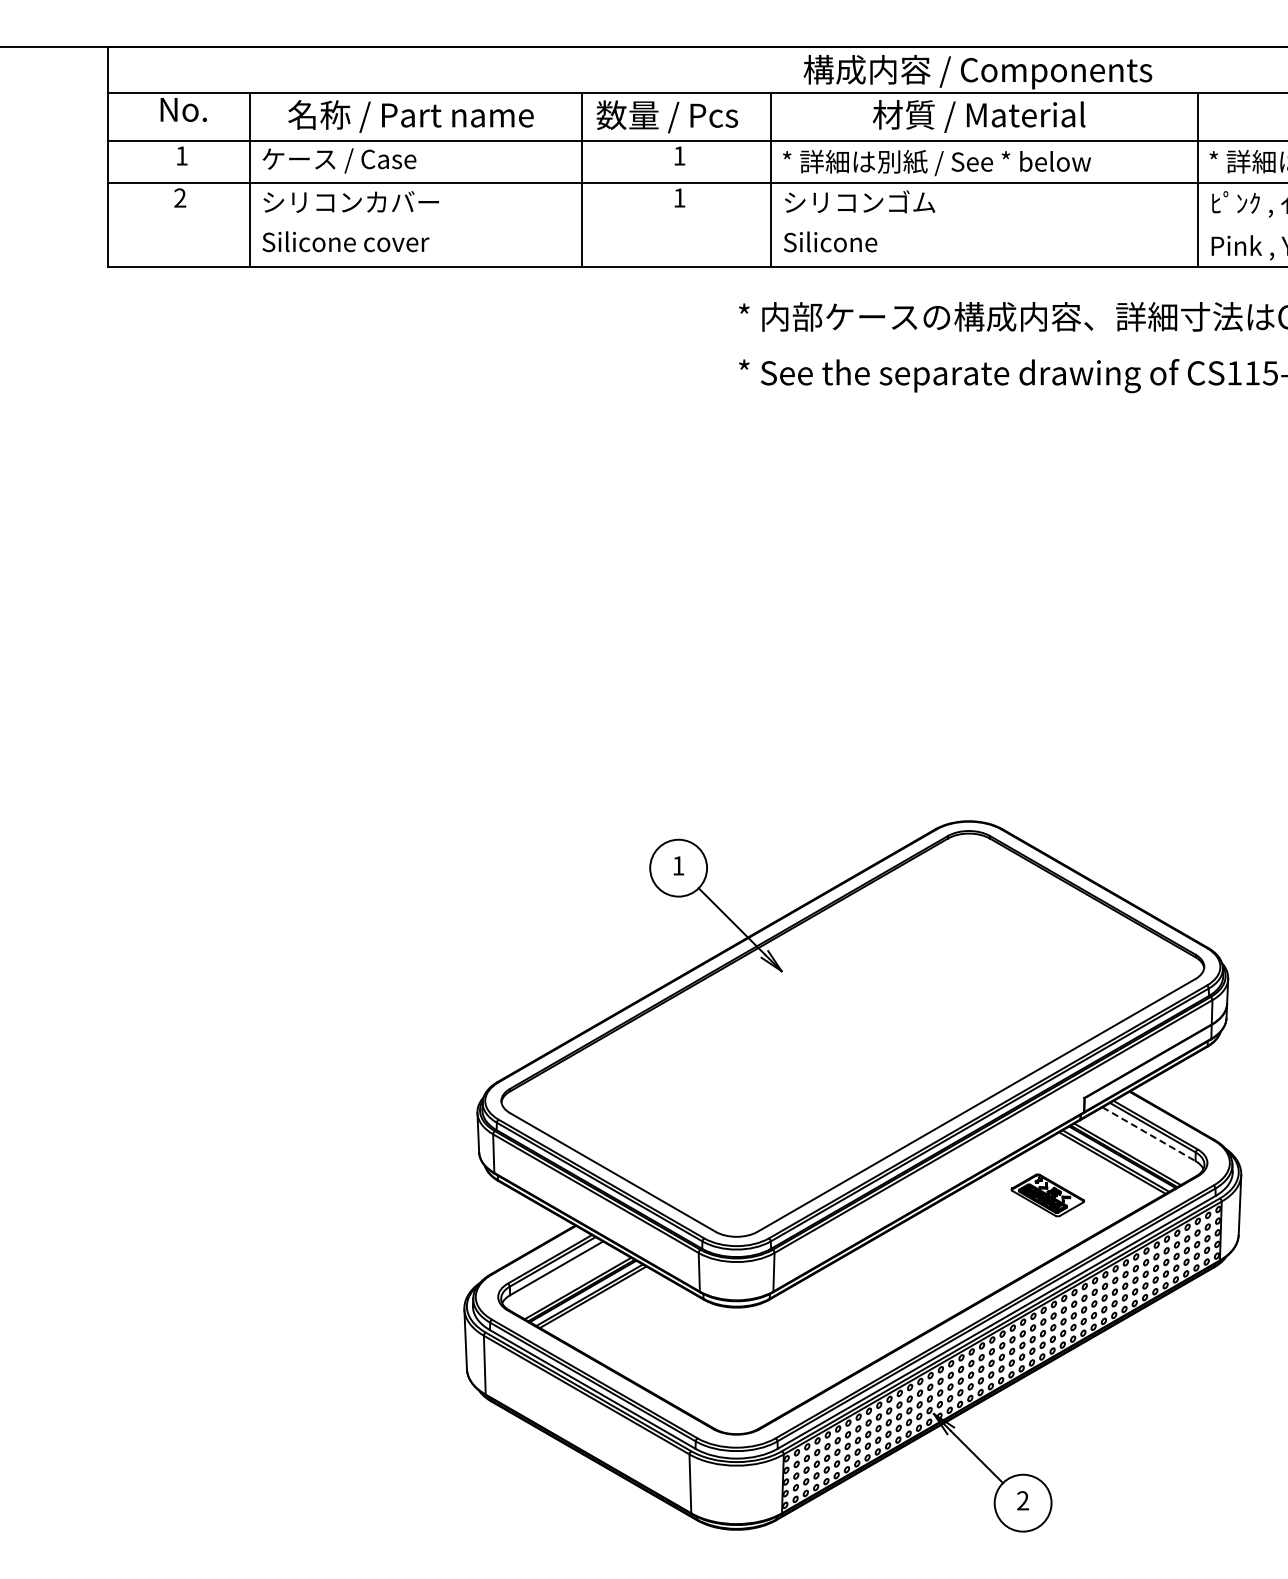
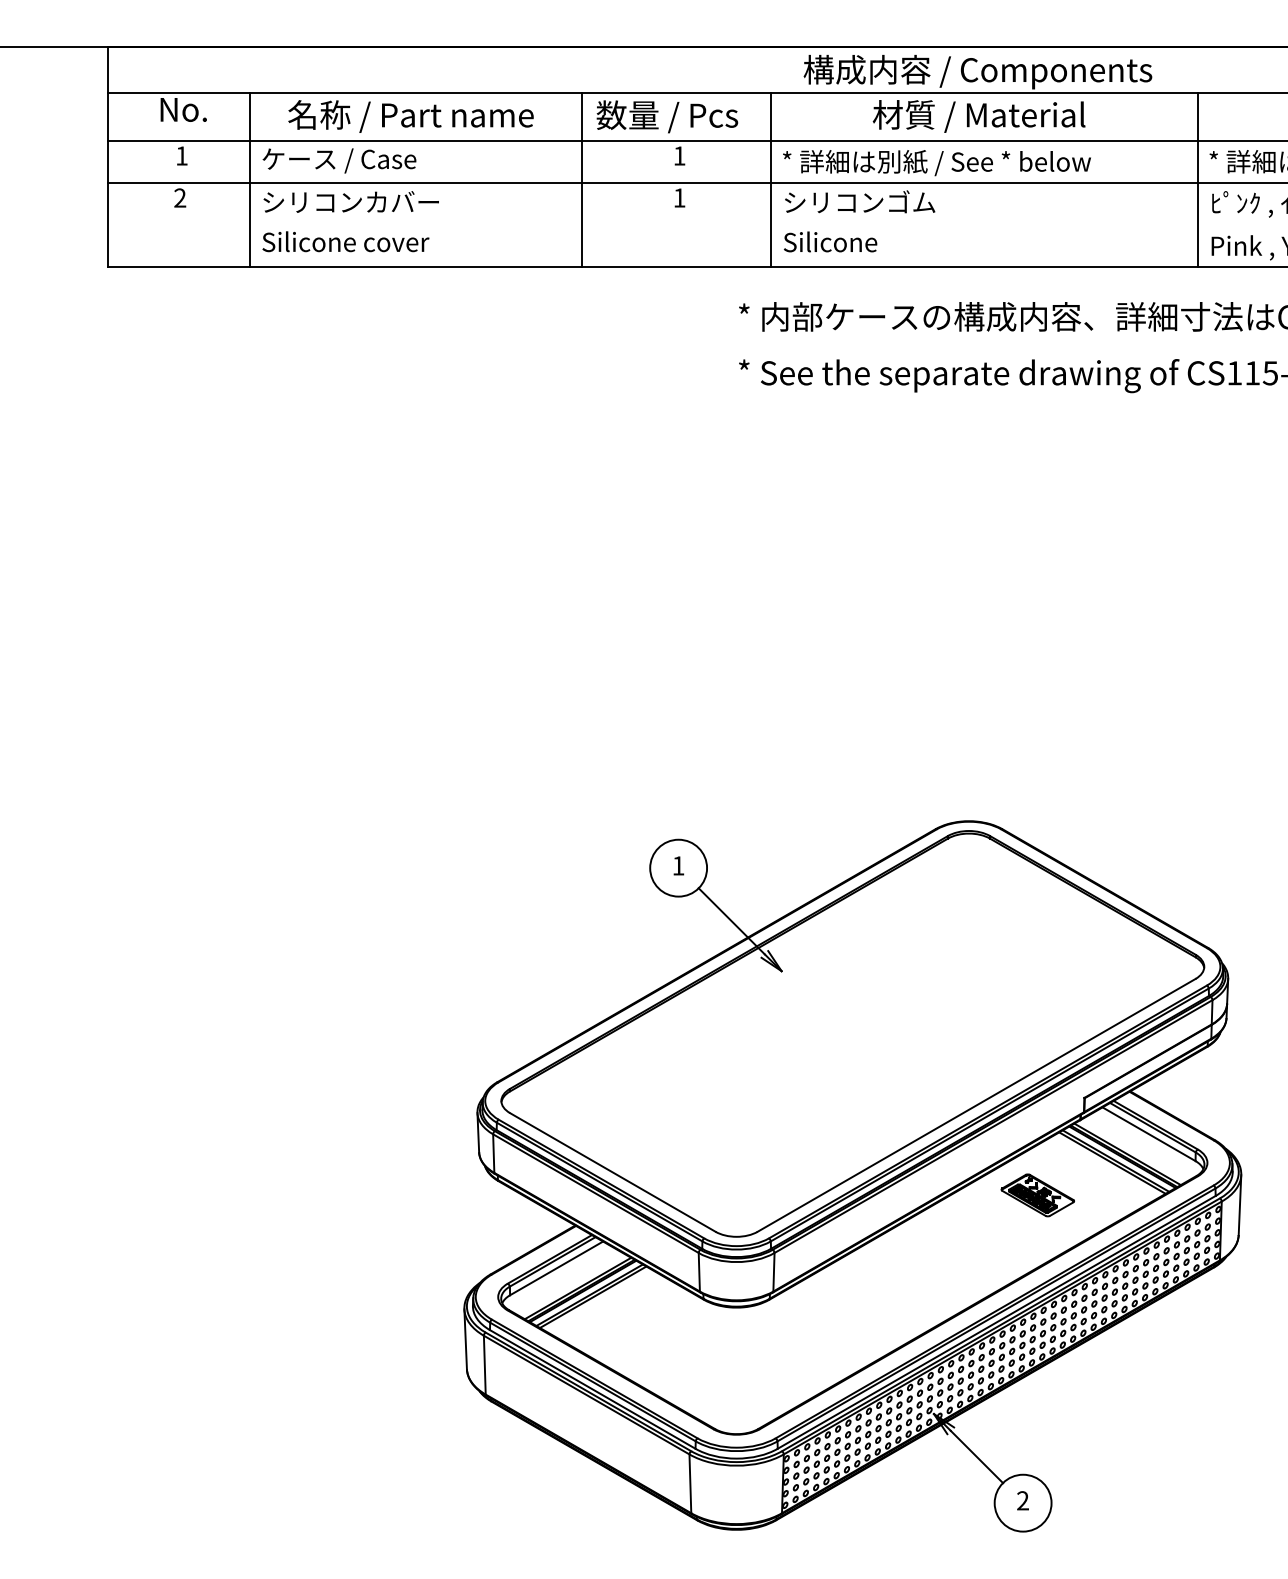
line: dashed -> solid (1149, 1134)
part position: (1047, 1195) -> (1037, 1195) (1037, 1195)
